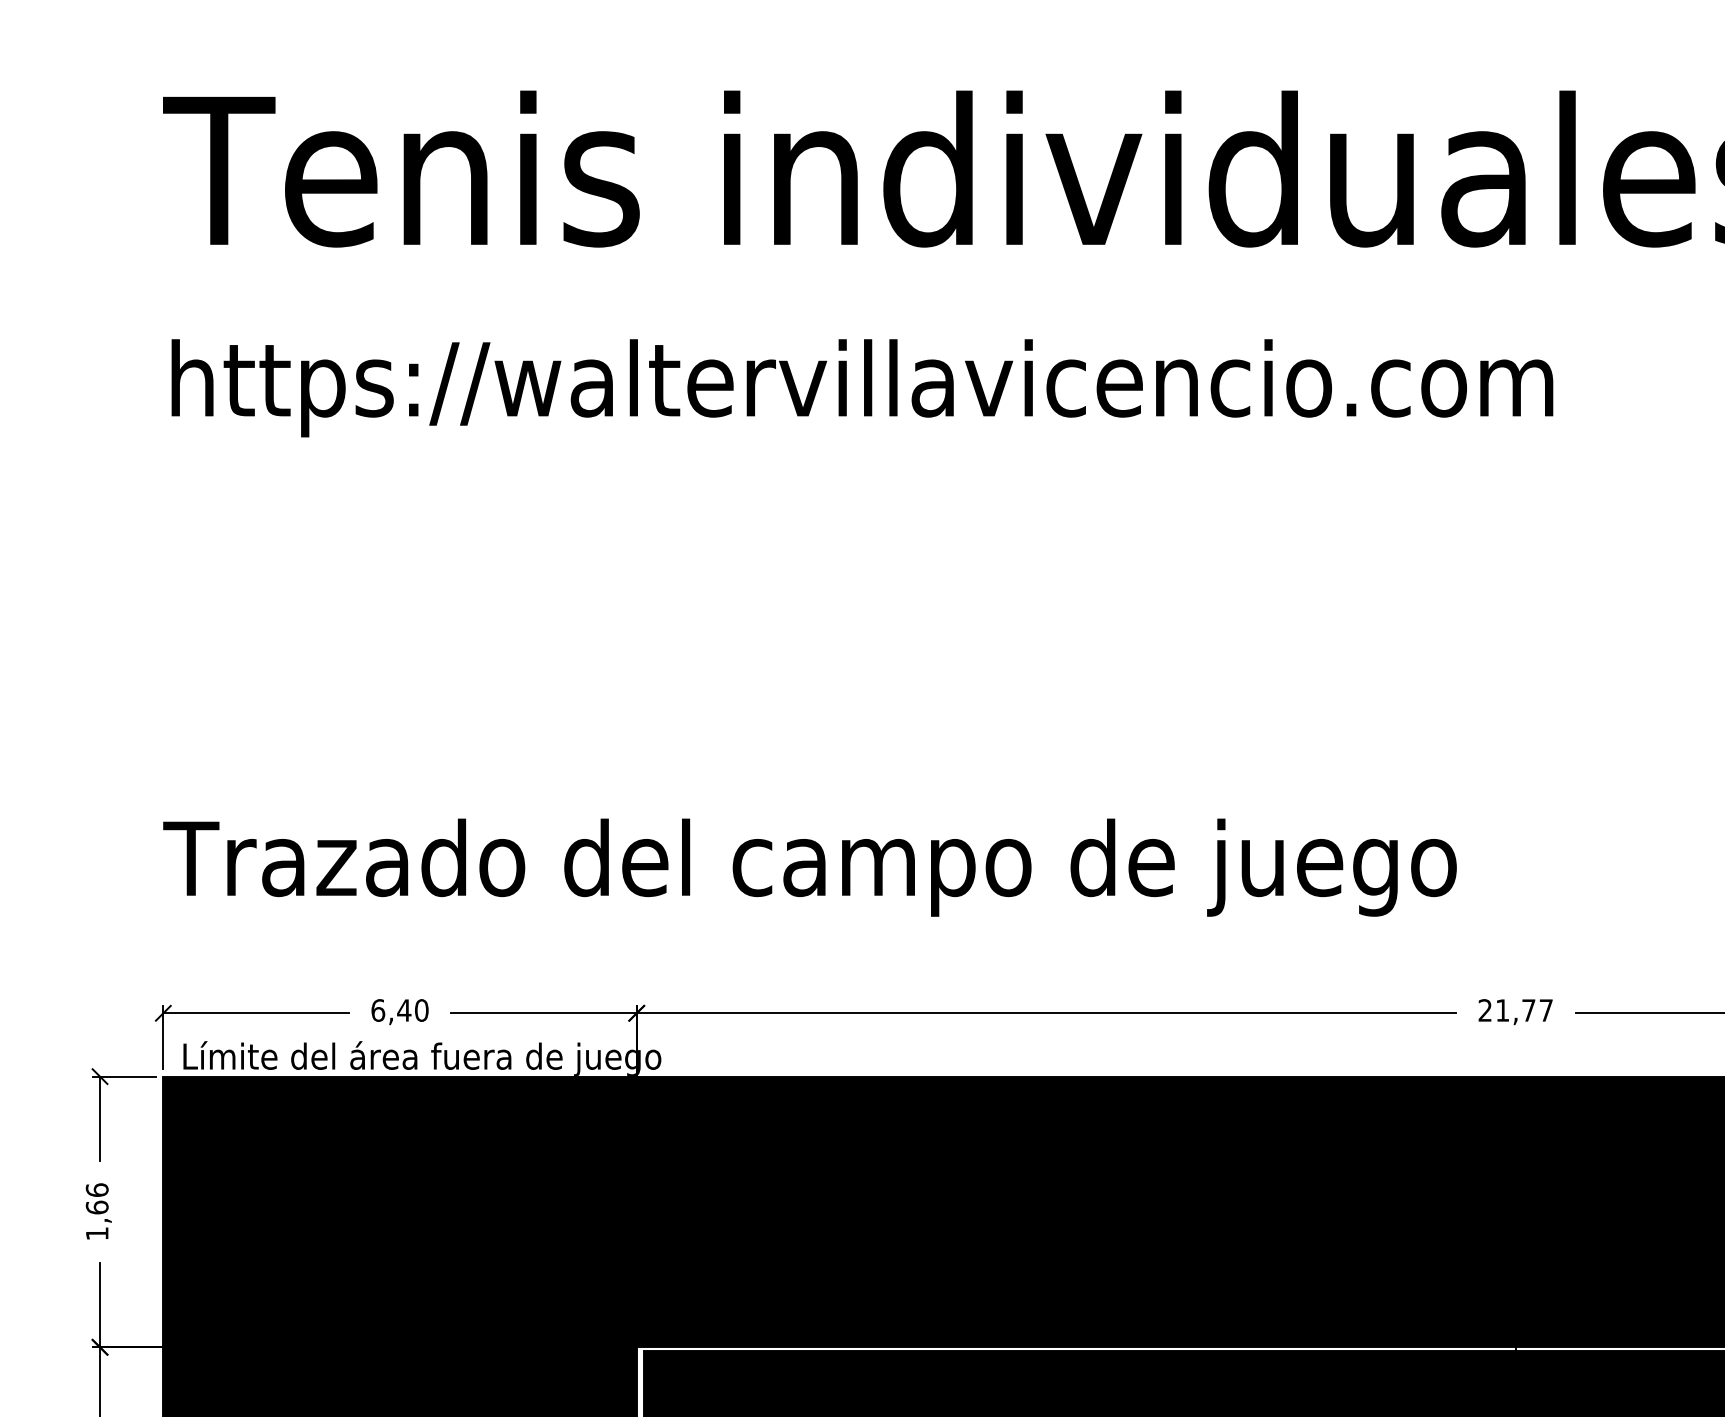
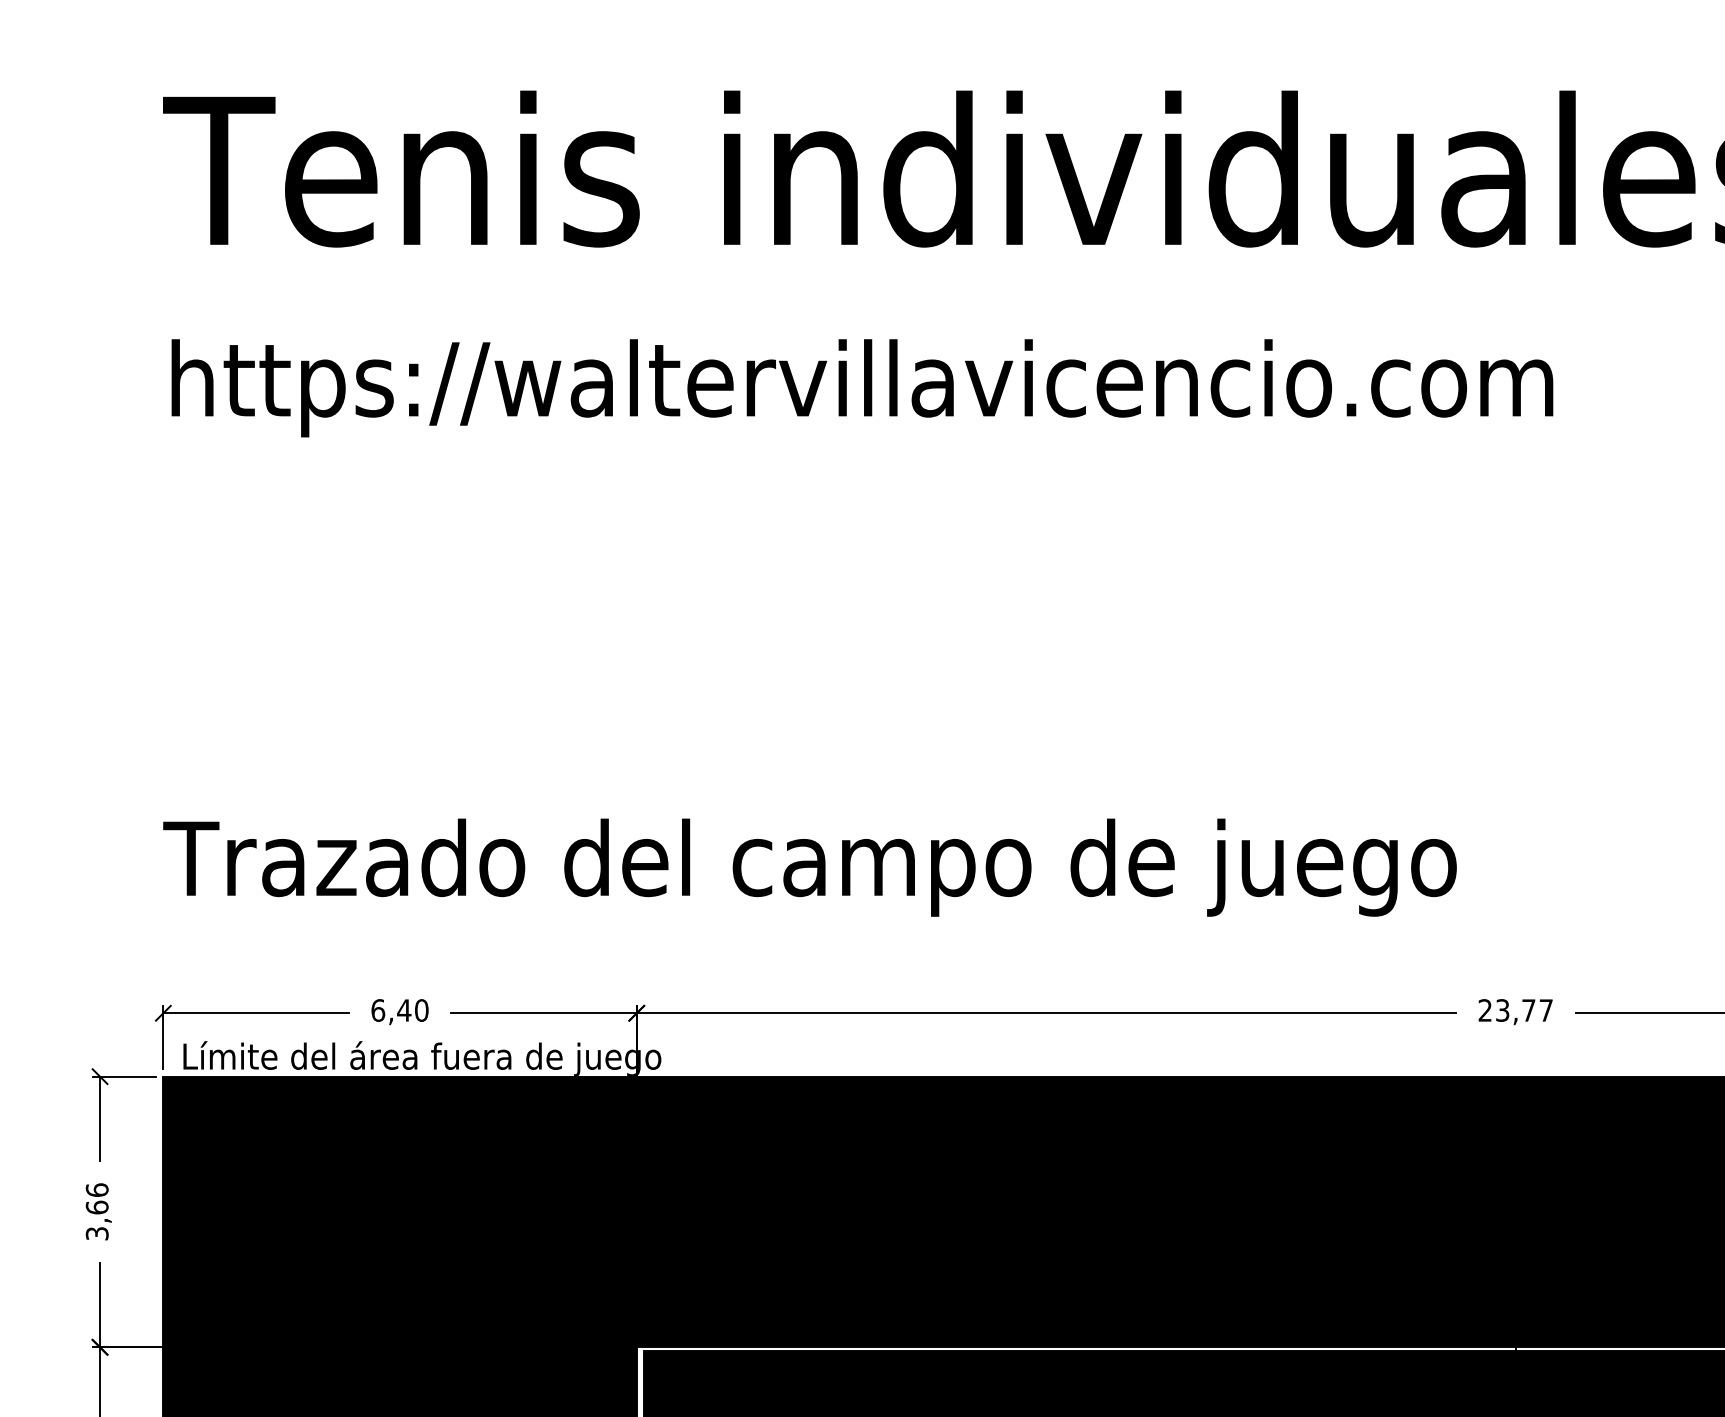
text: 21,77 -> 23,77 (1502, 1010)
text: 1,66 -> 3,66 (96, 1233)
